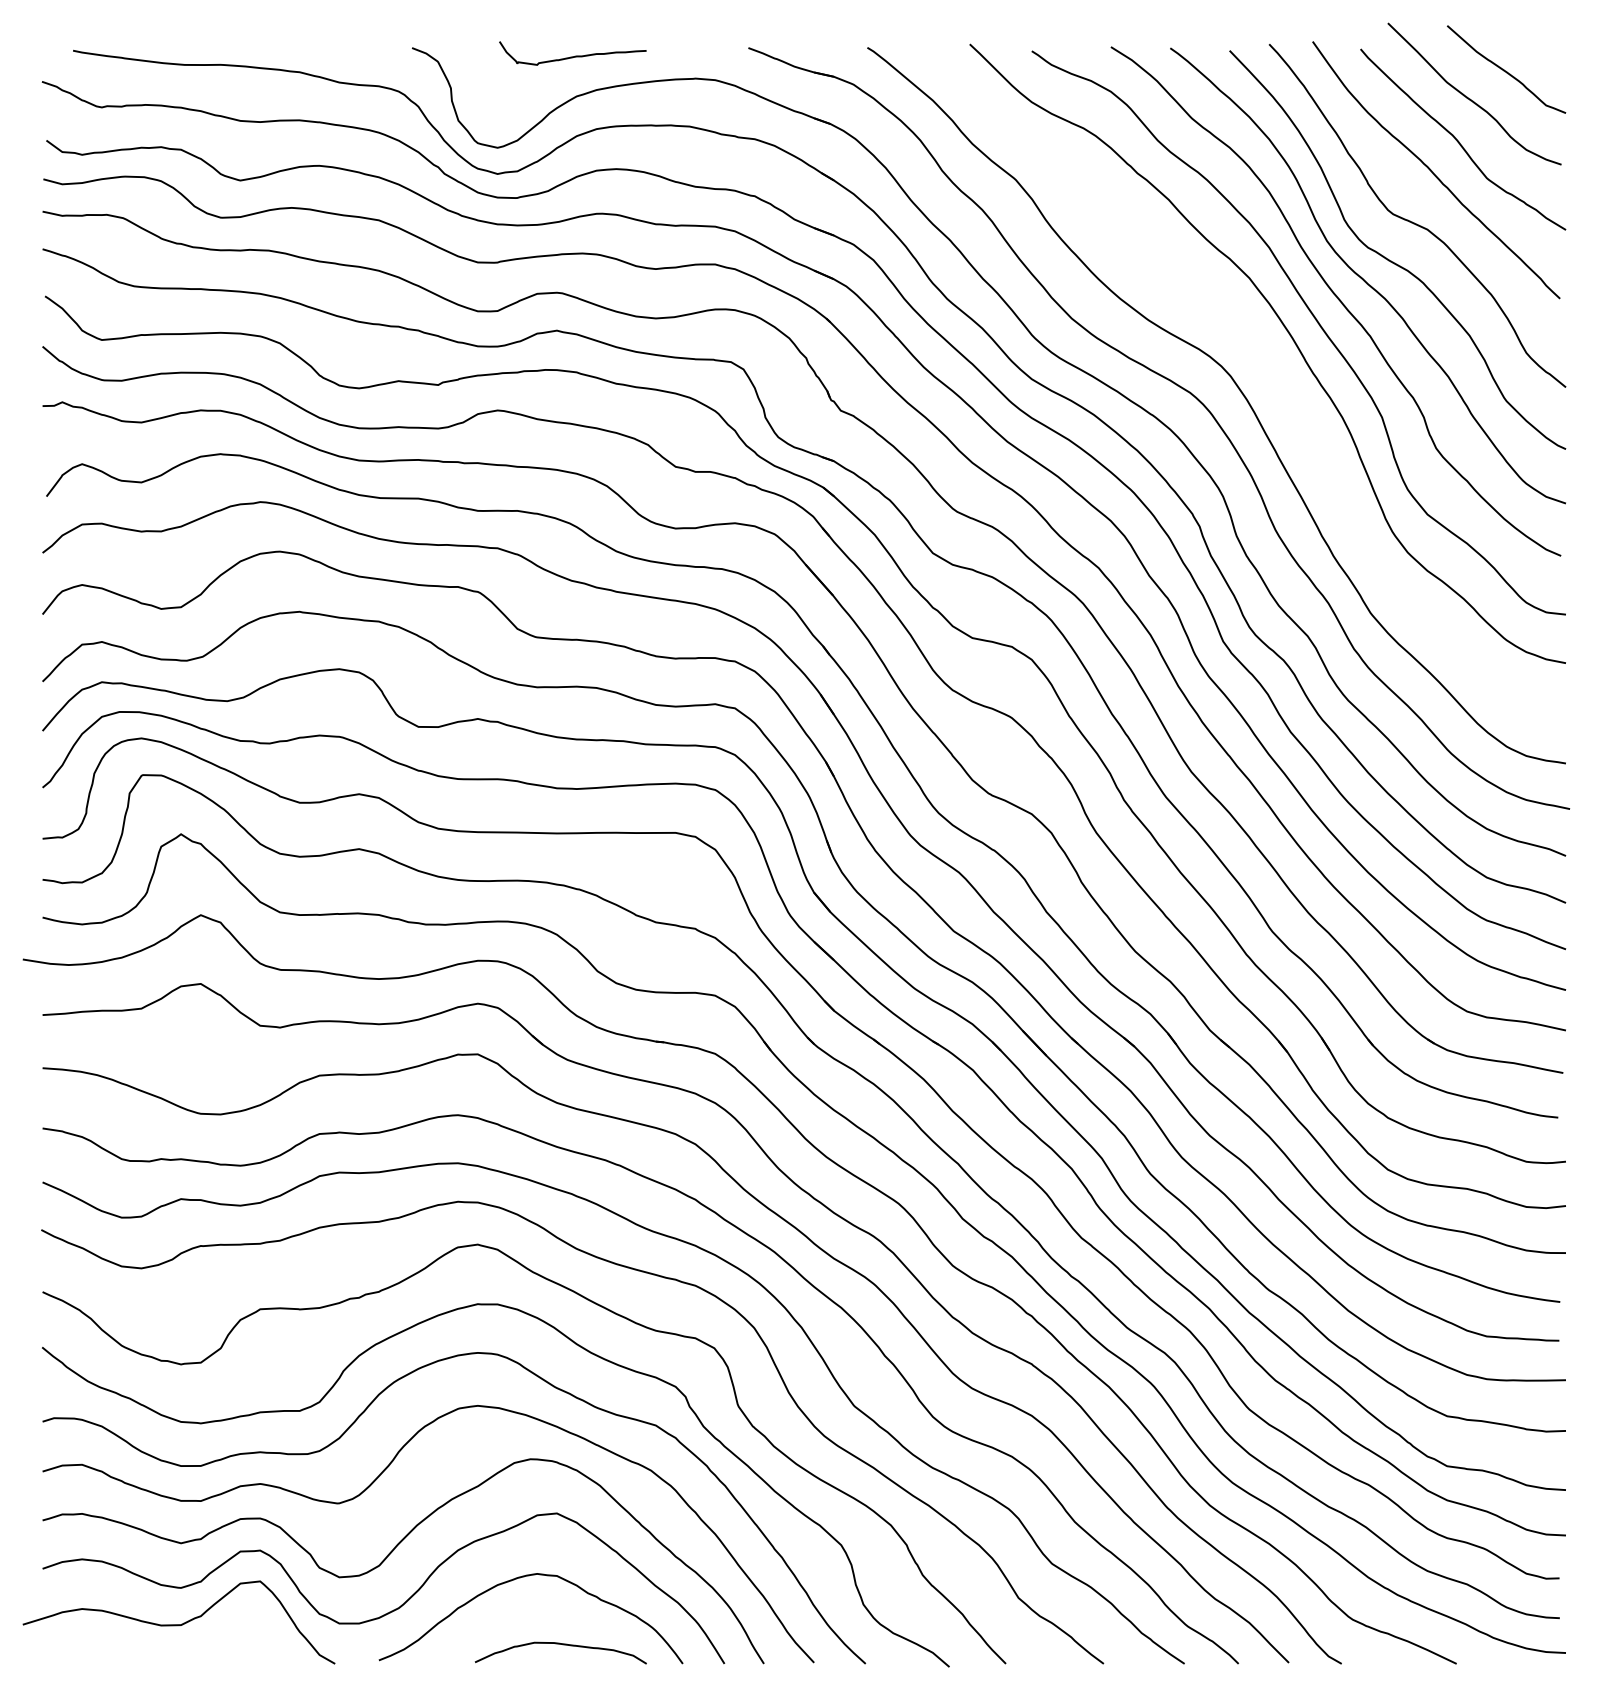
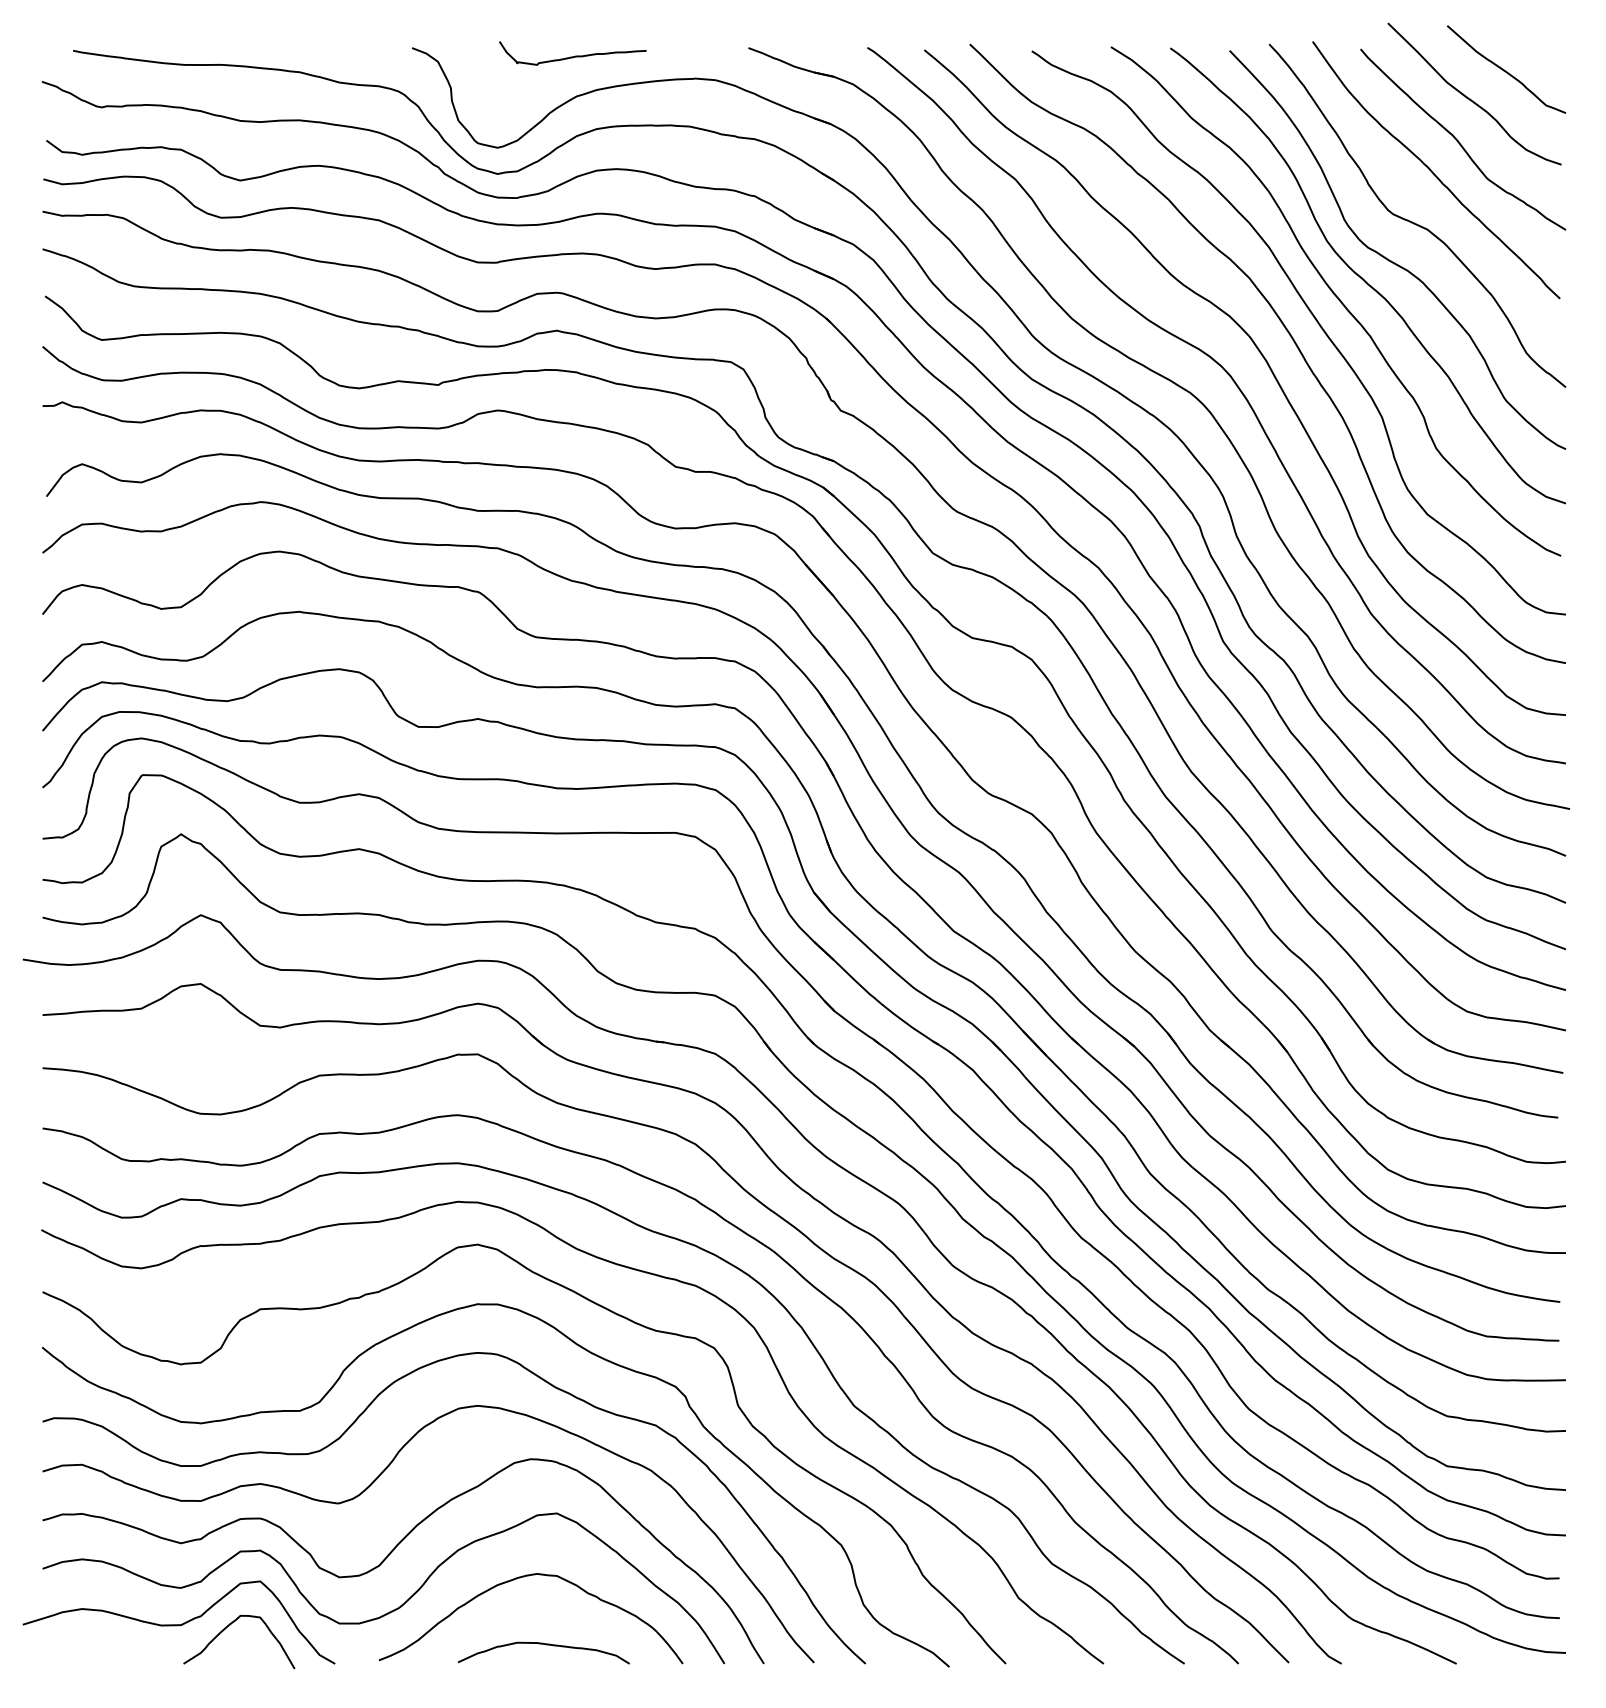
curve: none -> present (1269, 369)
curve: none -> present (229, 1626)
curve position: (562, 1645) -> (545, 1645) (545, 1645)
